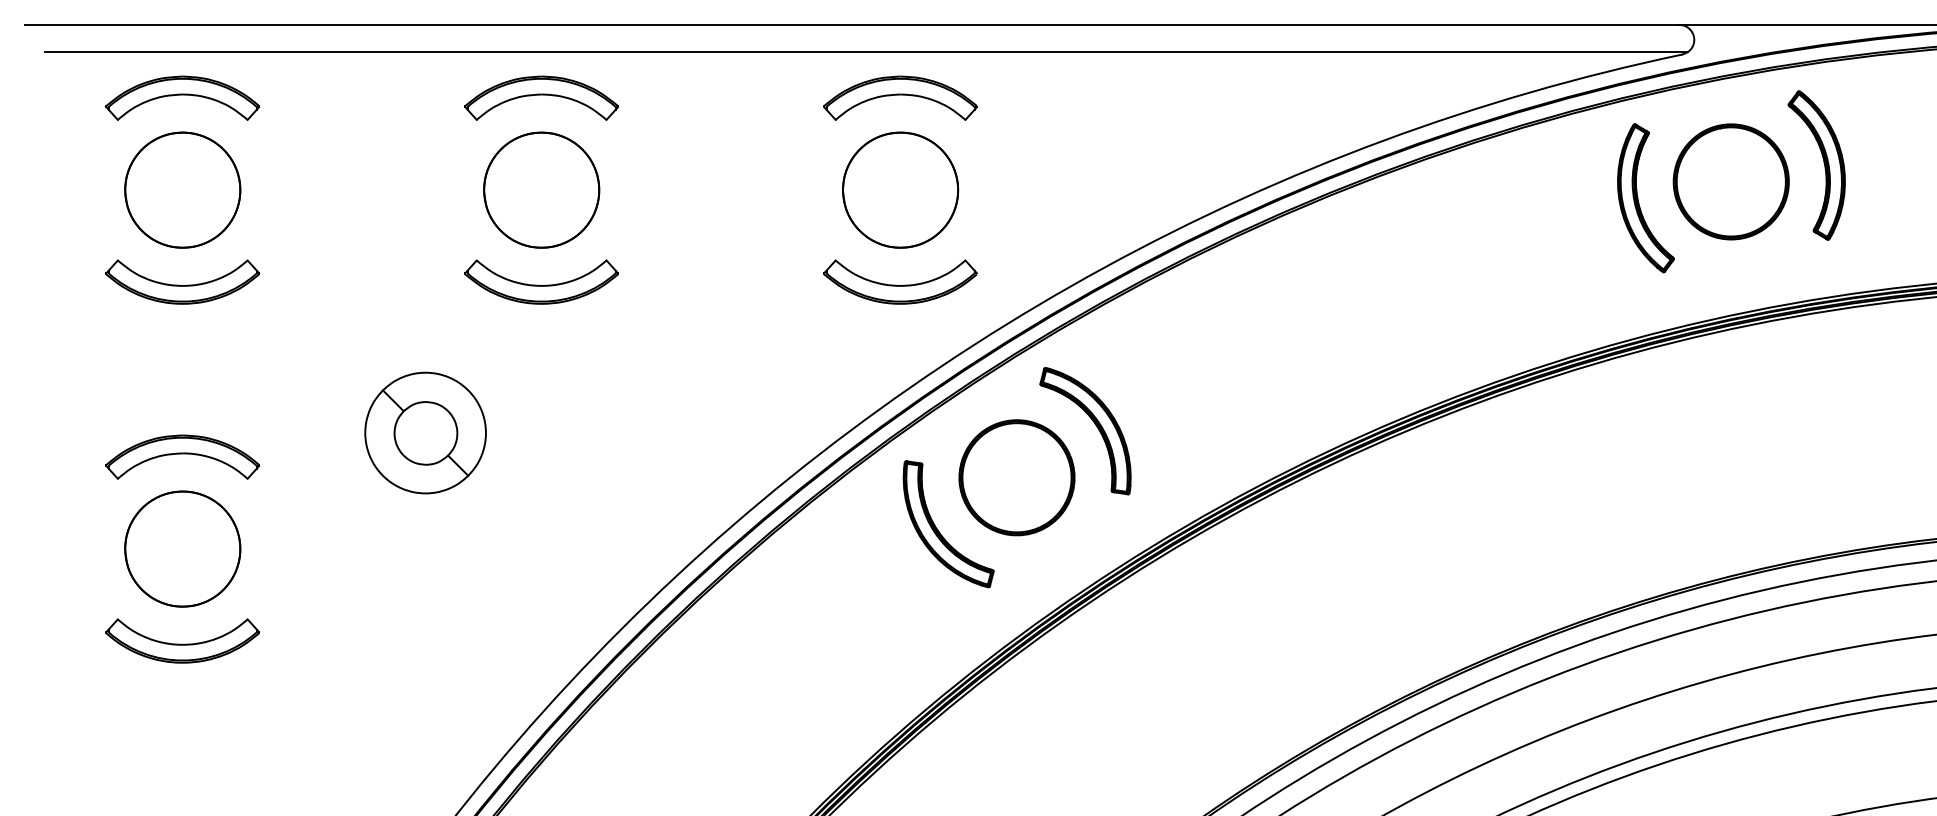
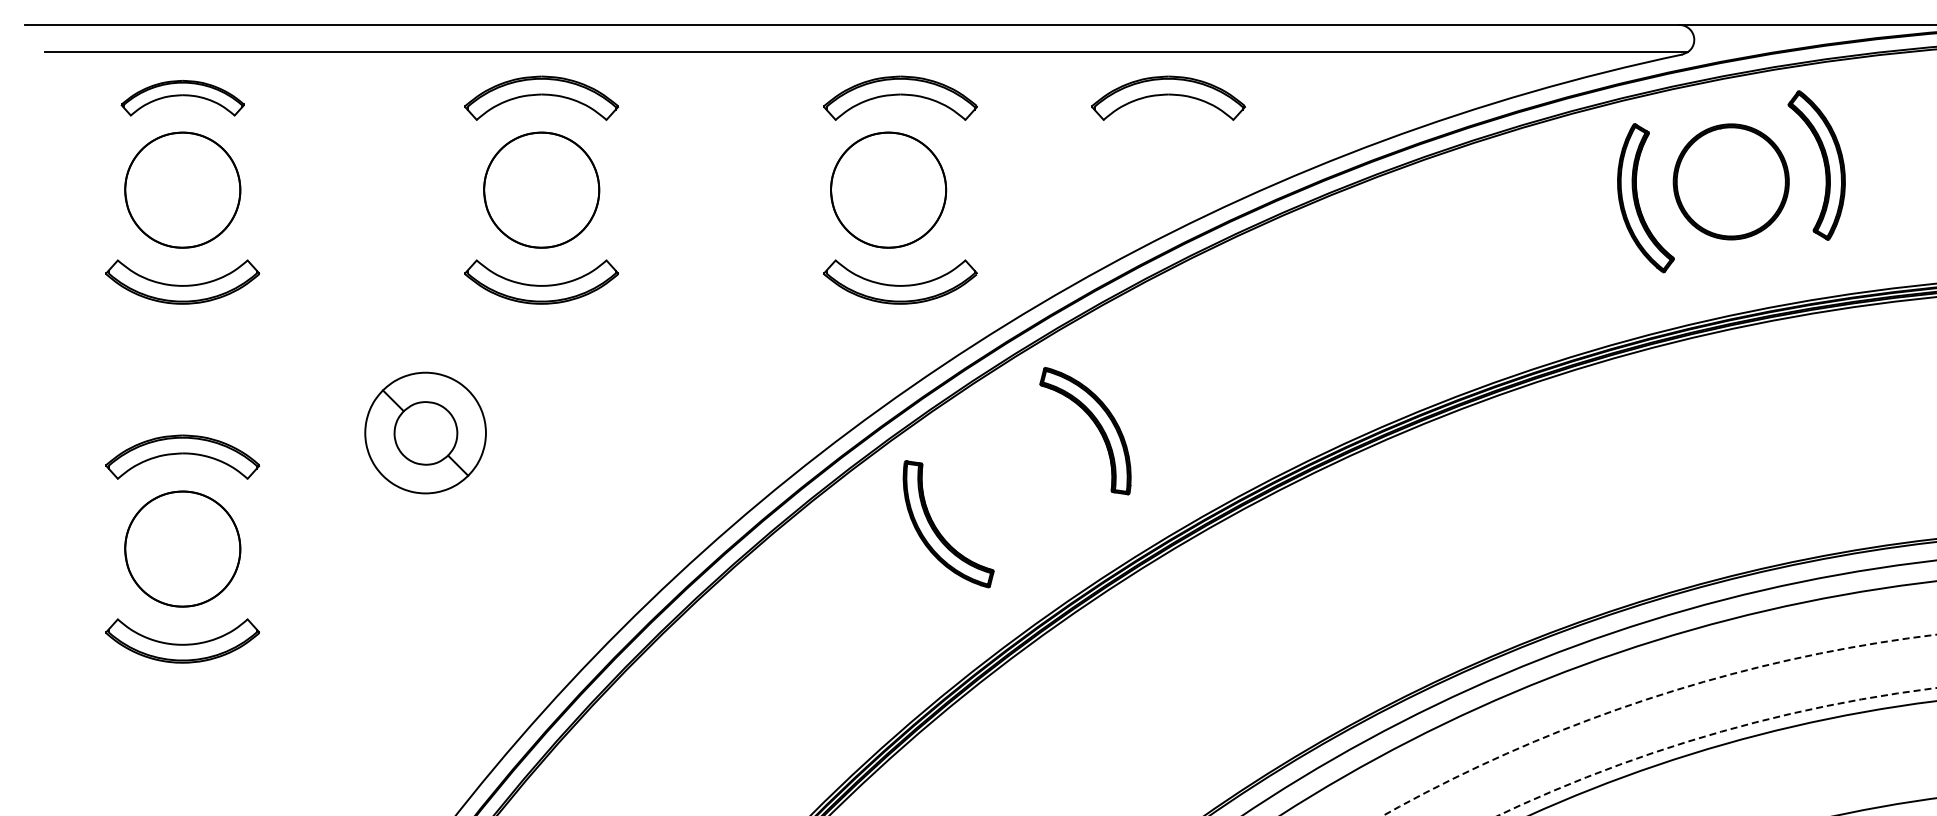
part size: 156x46 px -> 125x37 px (182, 98)
part: none -> present (1168, 97)
part position: (900, 189) -> (888, 189) (888, 189)
part: present -> none (1016, 477)
arc: solid -> dashed (1649, 698)
circle: solid -> dashed (1716, 751)
